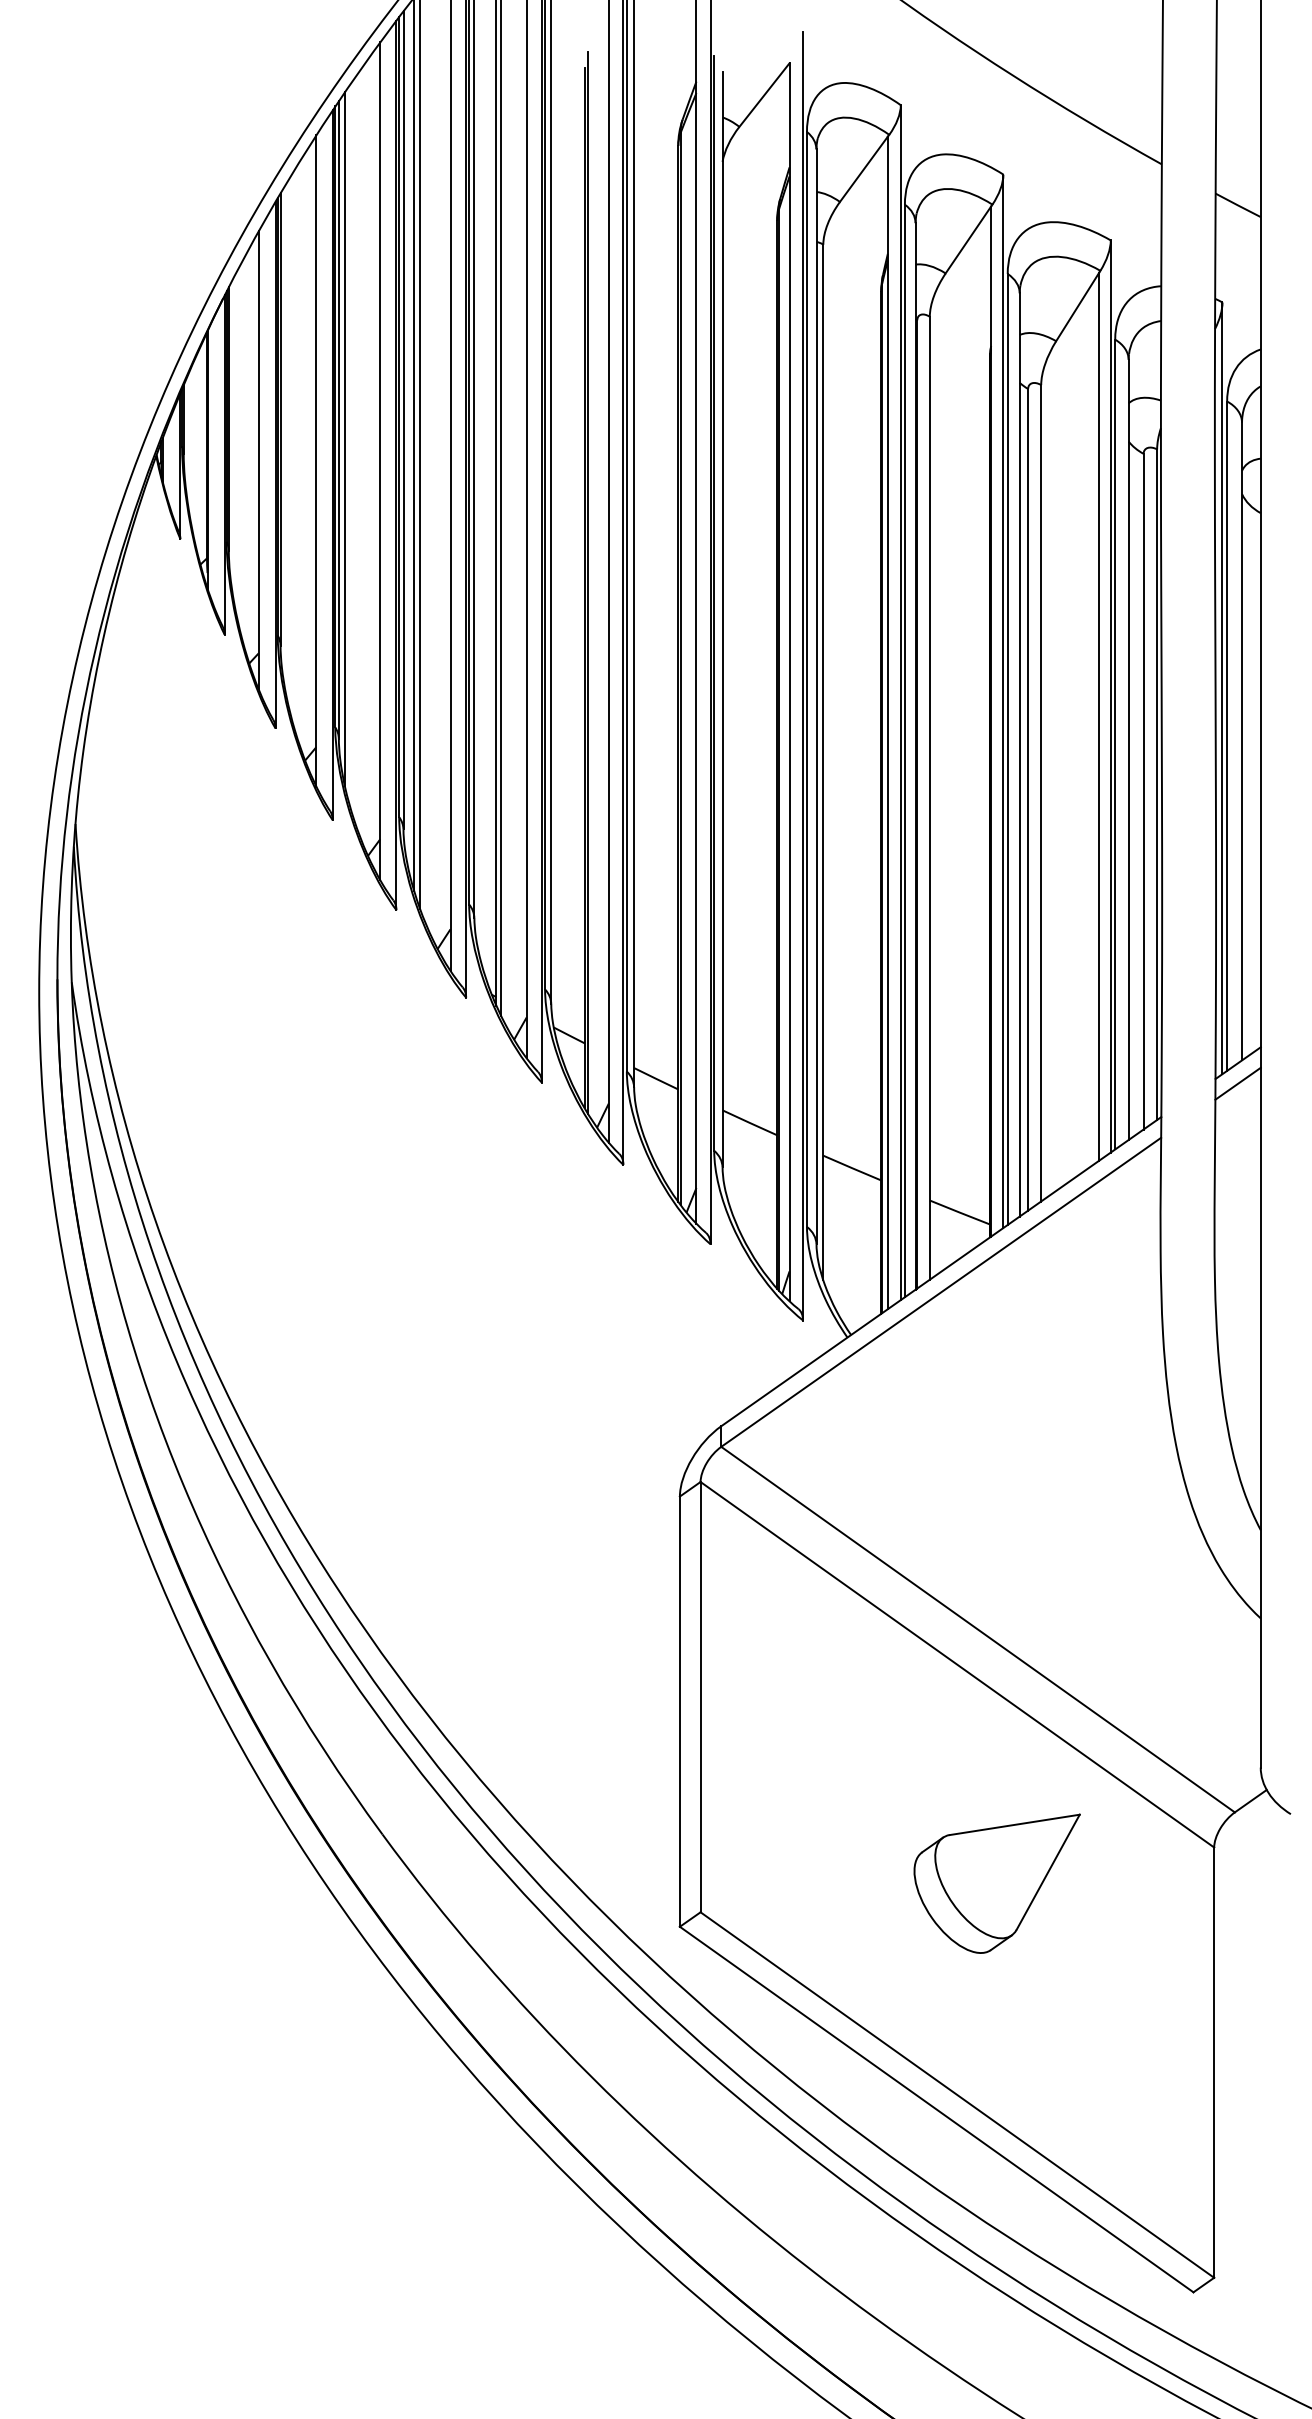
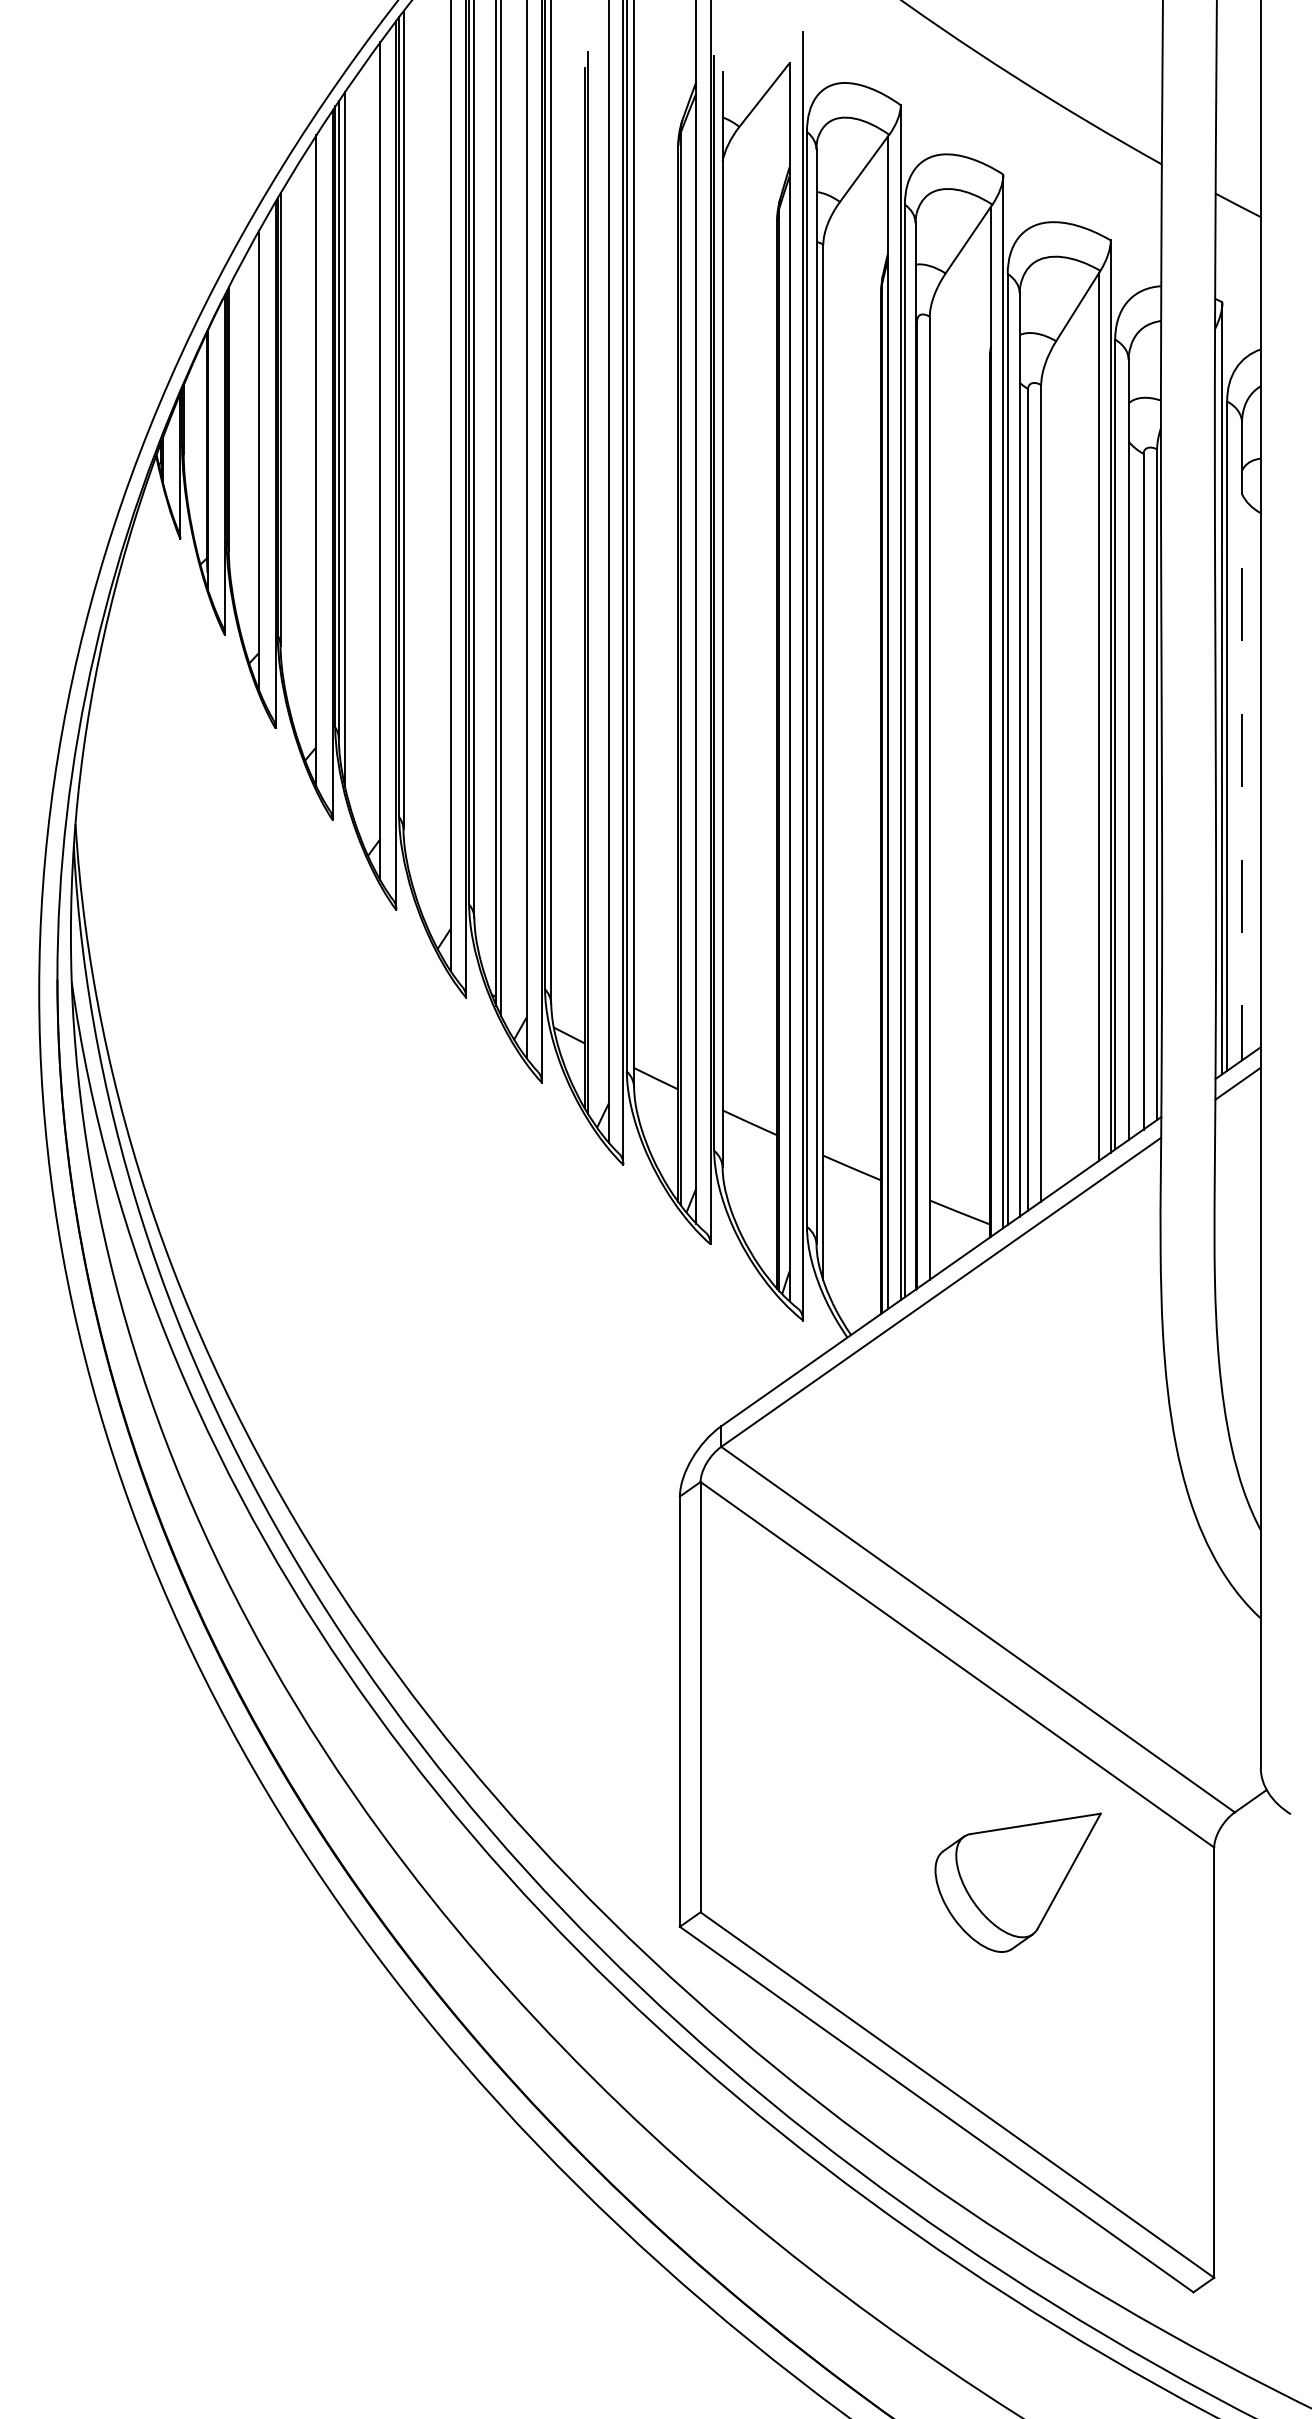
line: present -> none (414, 446)
line: present -> none (419, 455)
line: solid -> dashed (1242, 741)
part position: (996, 1883) -> (1017, 1882) (1017, 1882)
